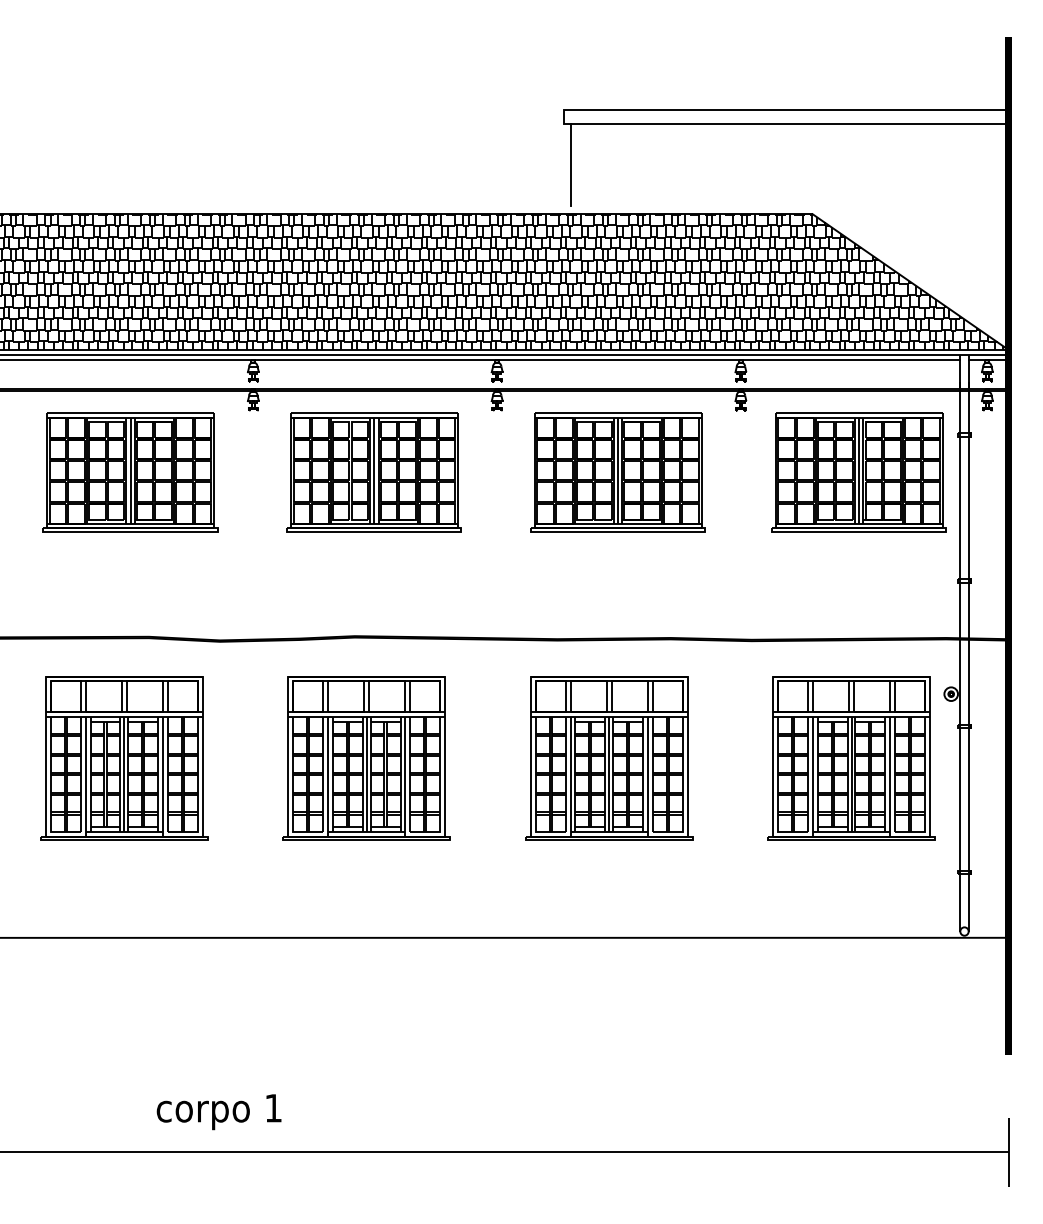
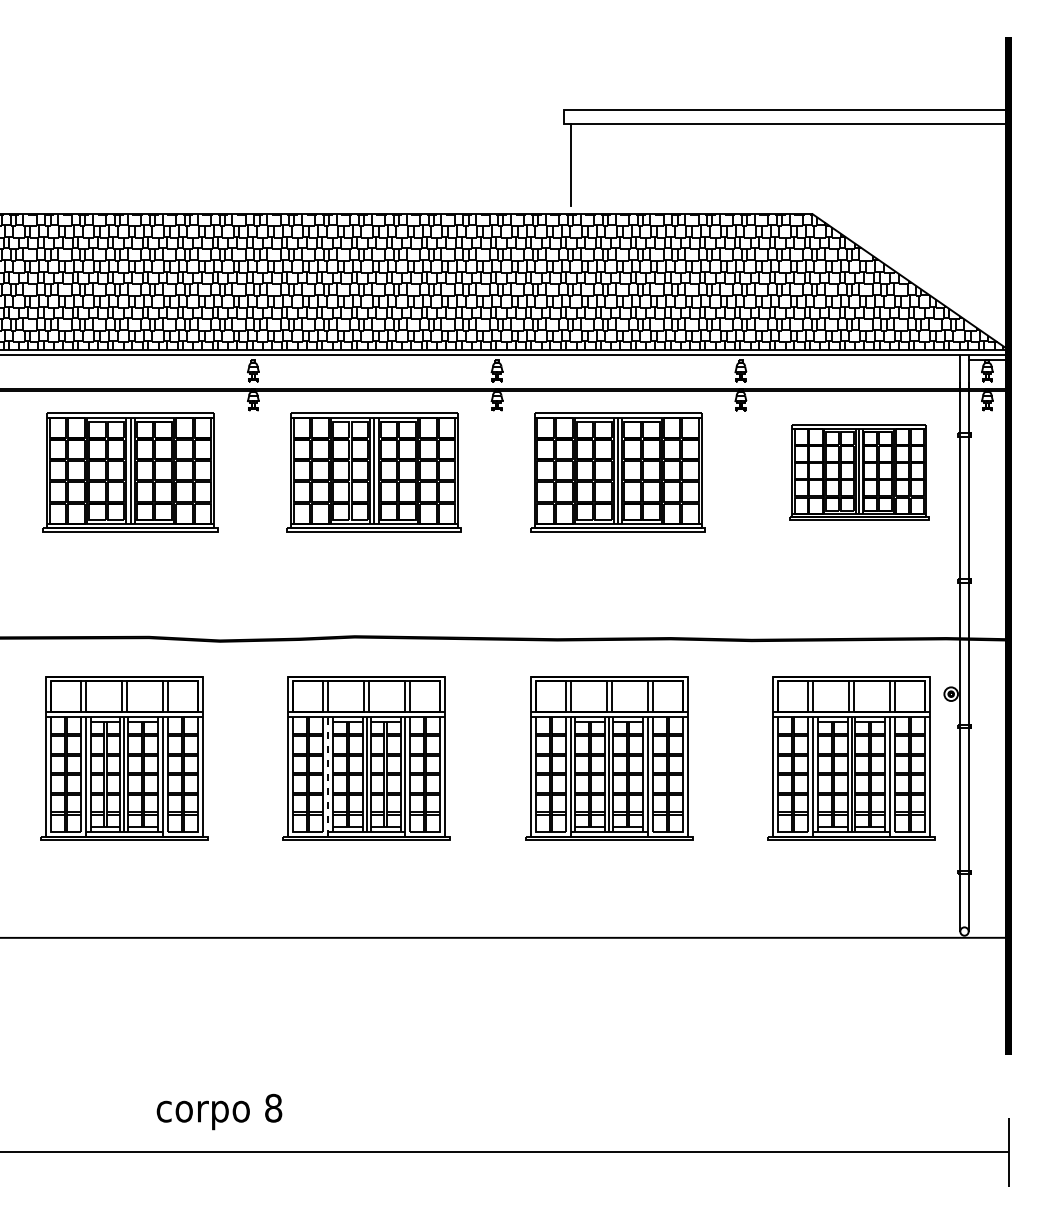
line: present -> none (481, 360)
part size: 176x121 px -> 141x97 px (859, 472)
line: solid -> dashed (328, 776)
text: 1 -> 8 (273, 1107)
